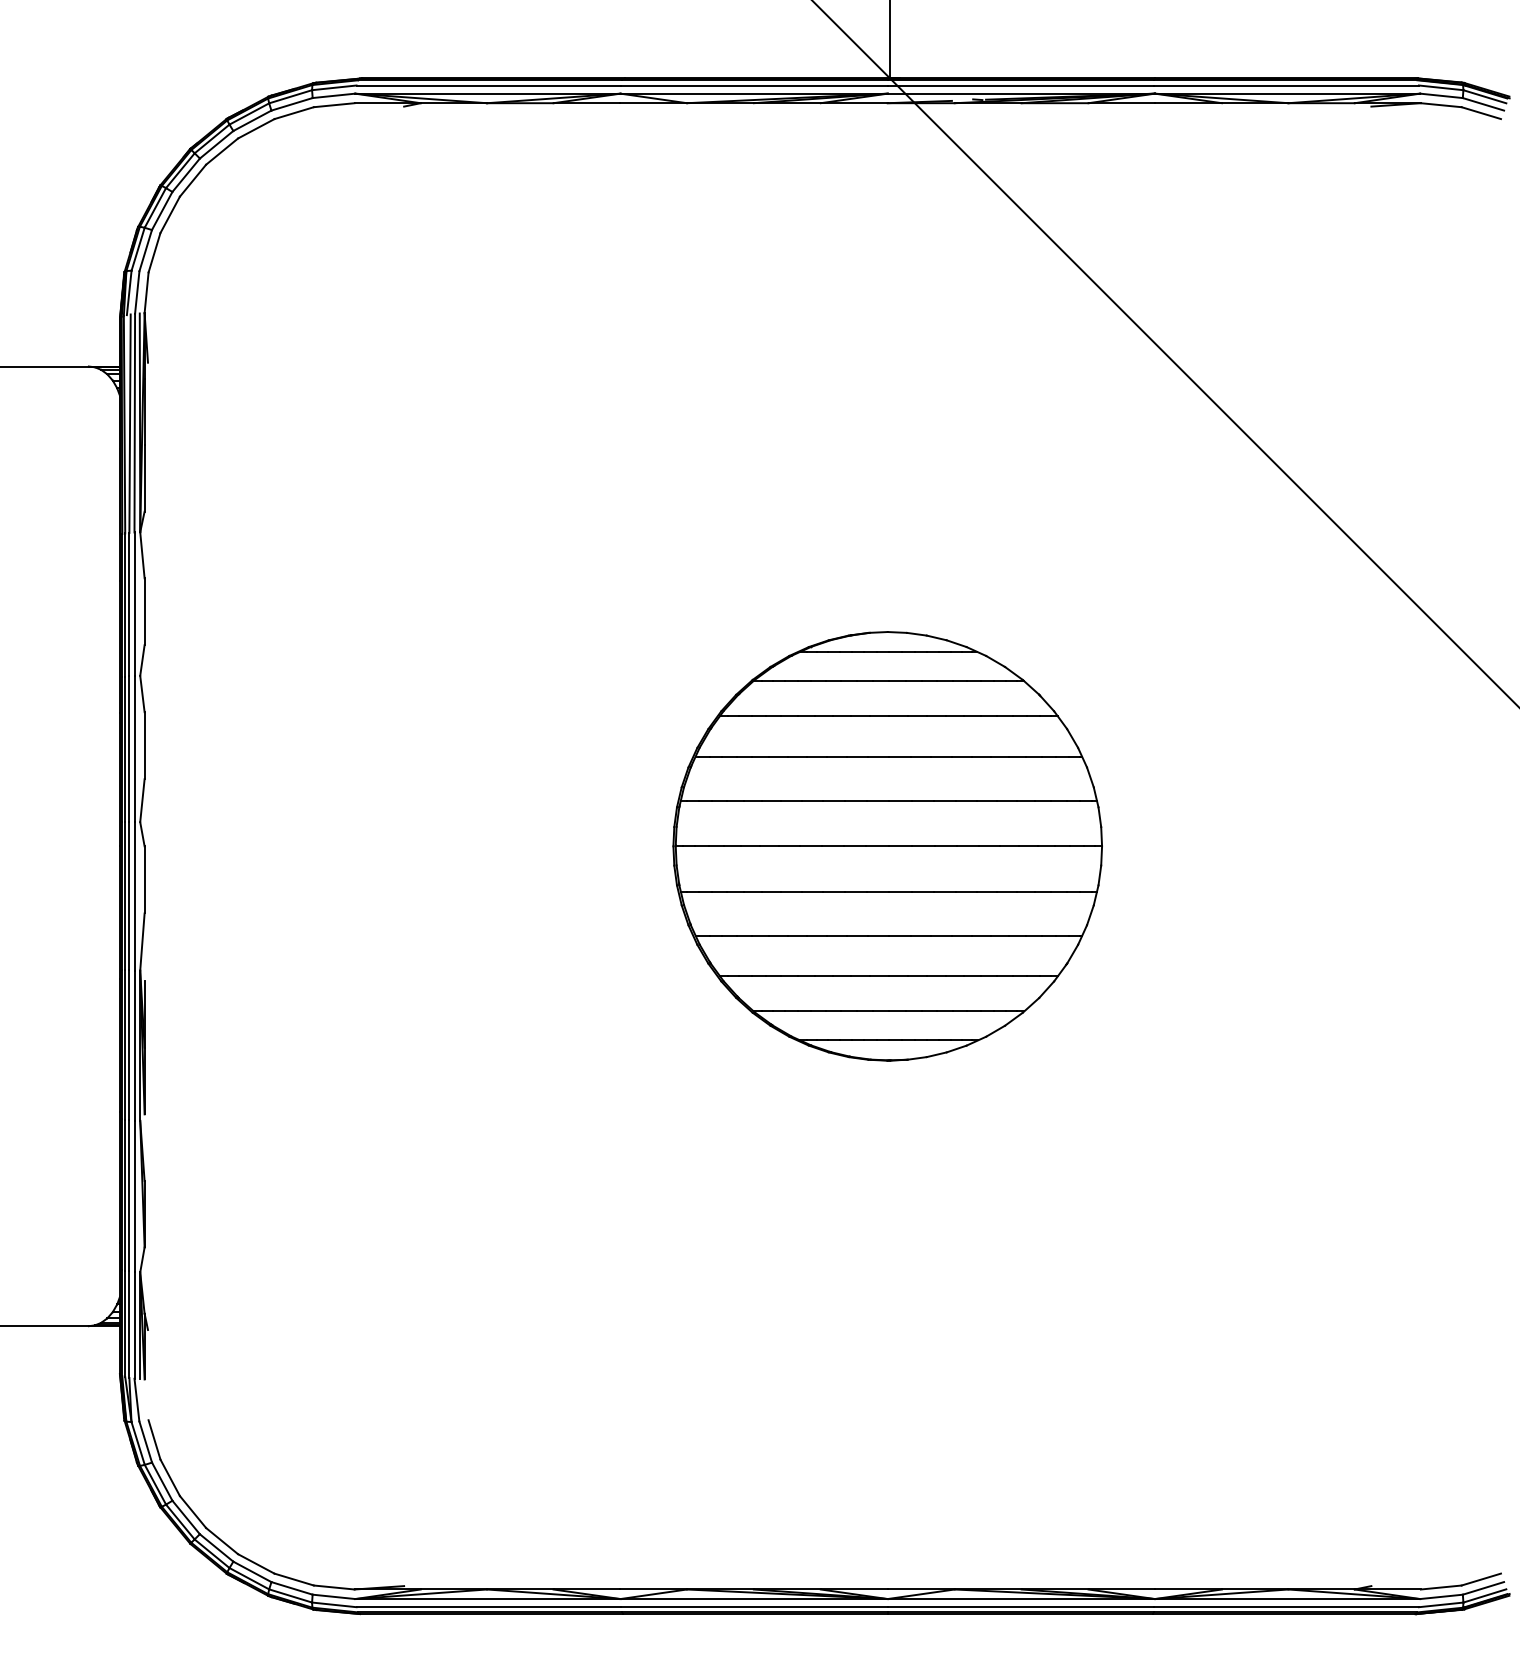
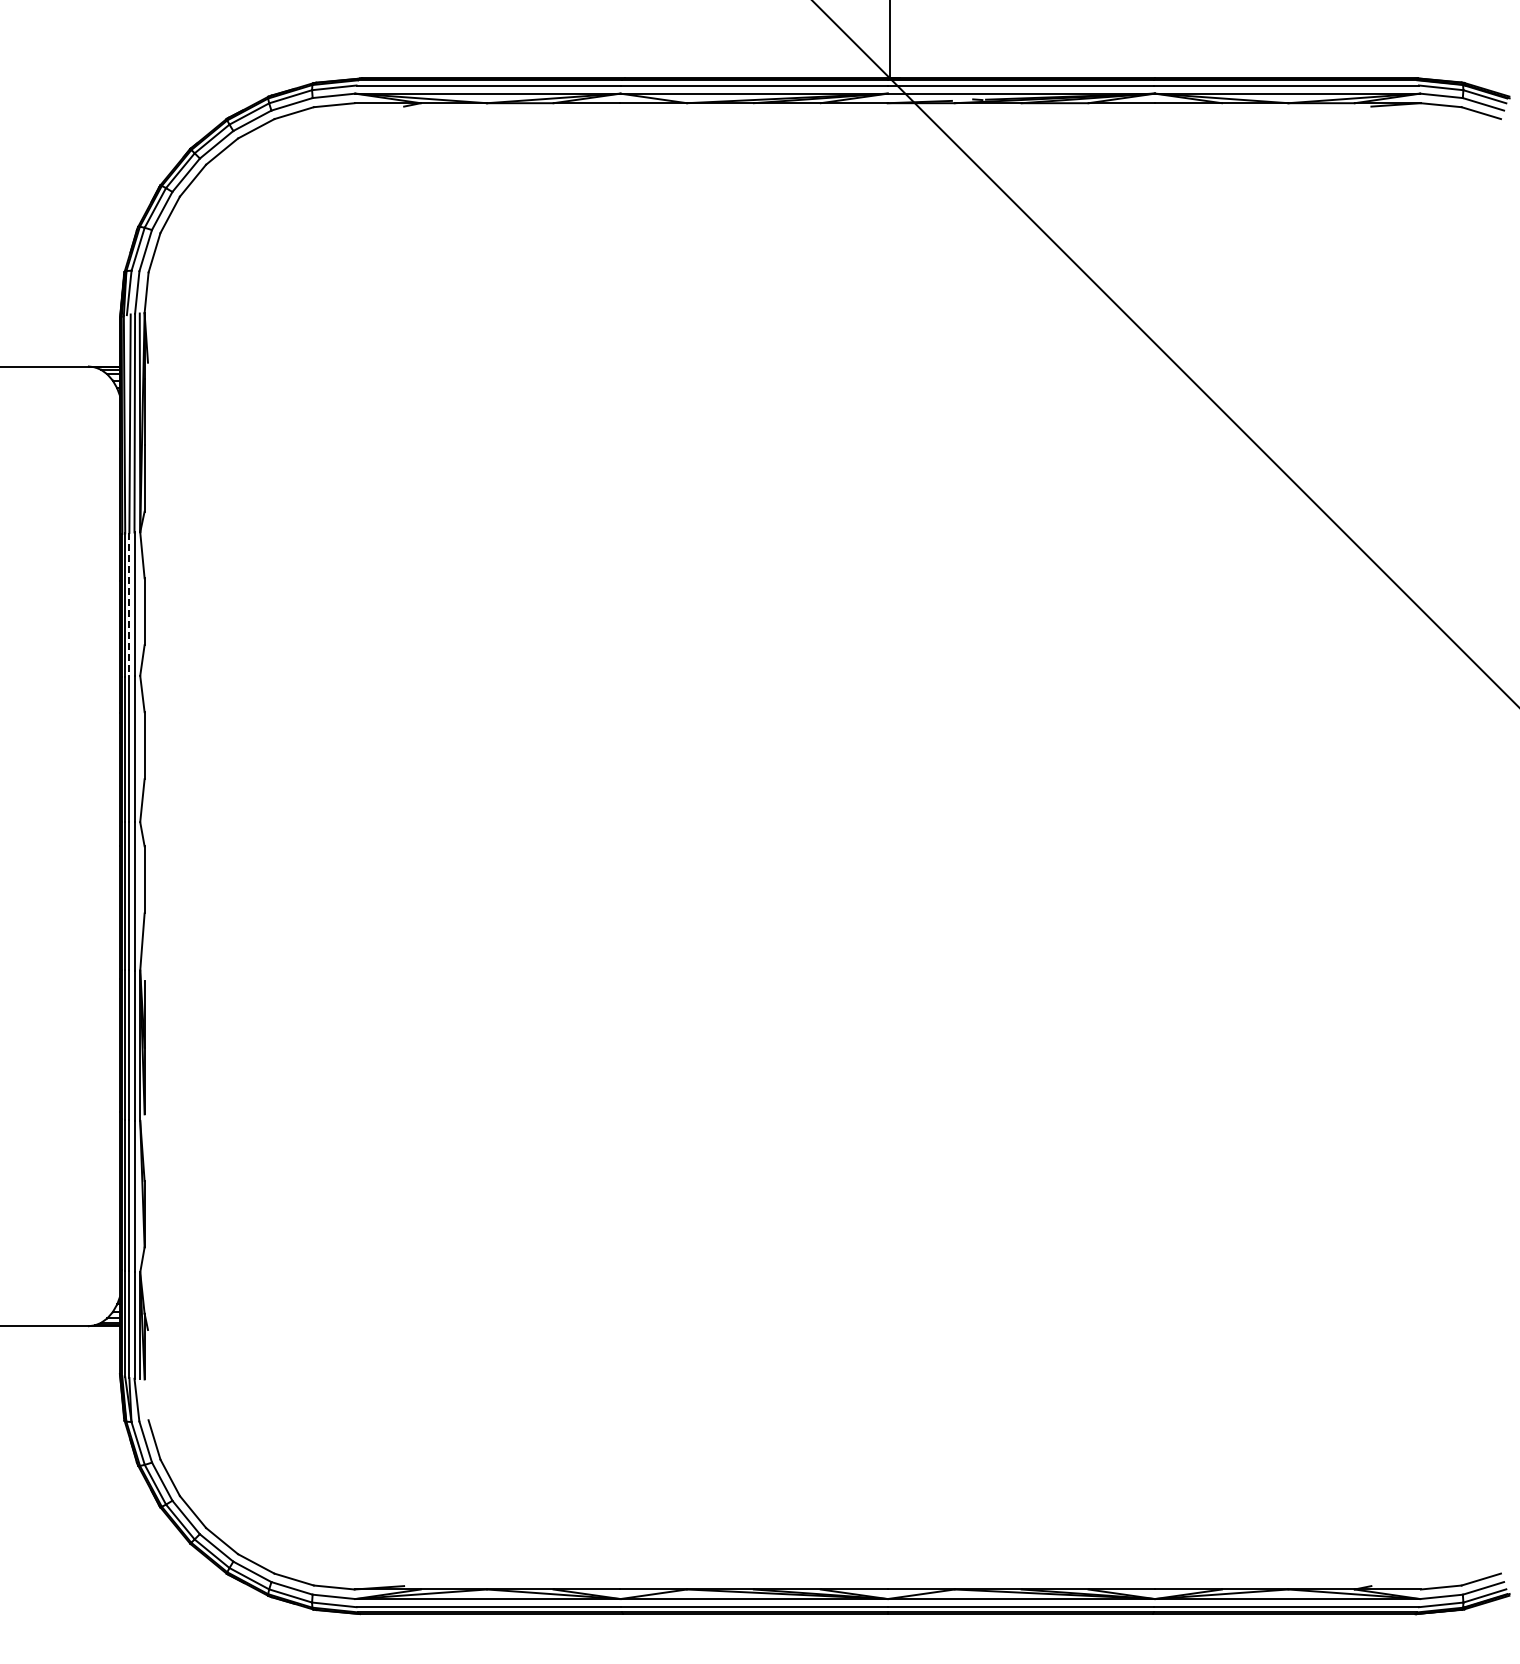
line: solid -> dashed (129, 604)
part: present -> none (887, 846)
